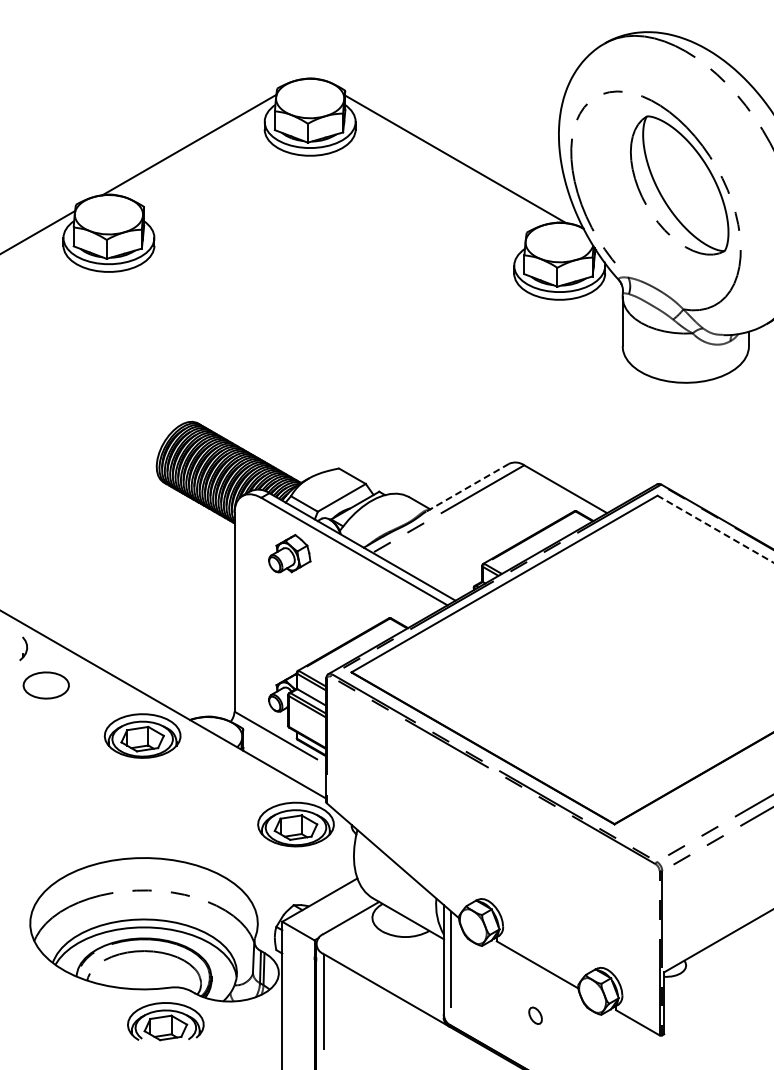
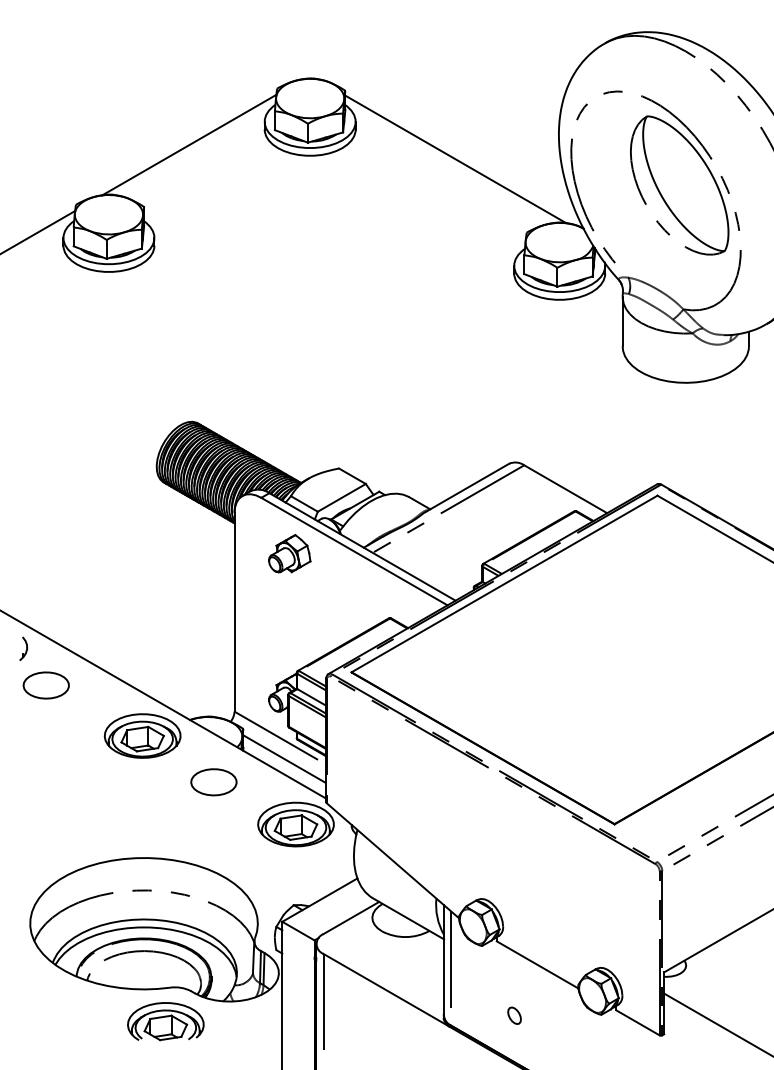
line: dashed -> solid (467, 487)
line: dashed -> solid (715, 529)
line: none -> present (284, 759)
part: none -> present (213, 782)
part position: (535, 1015) -> (514, 1015) (514, 1015)
line: none -> present (717, 1023)
